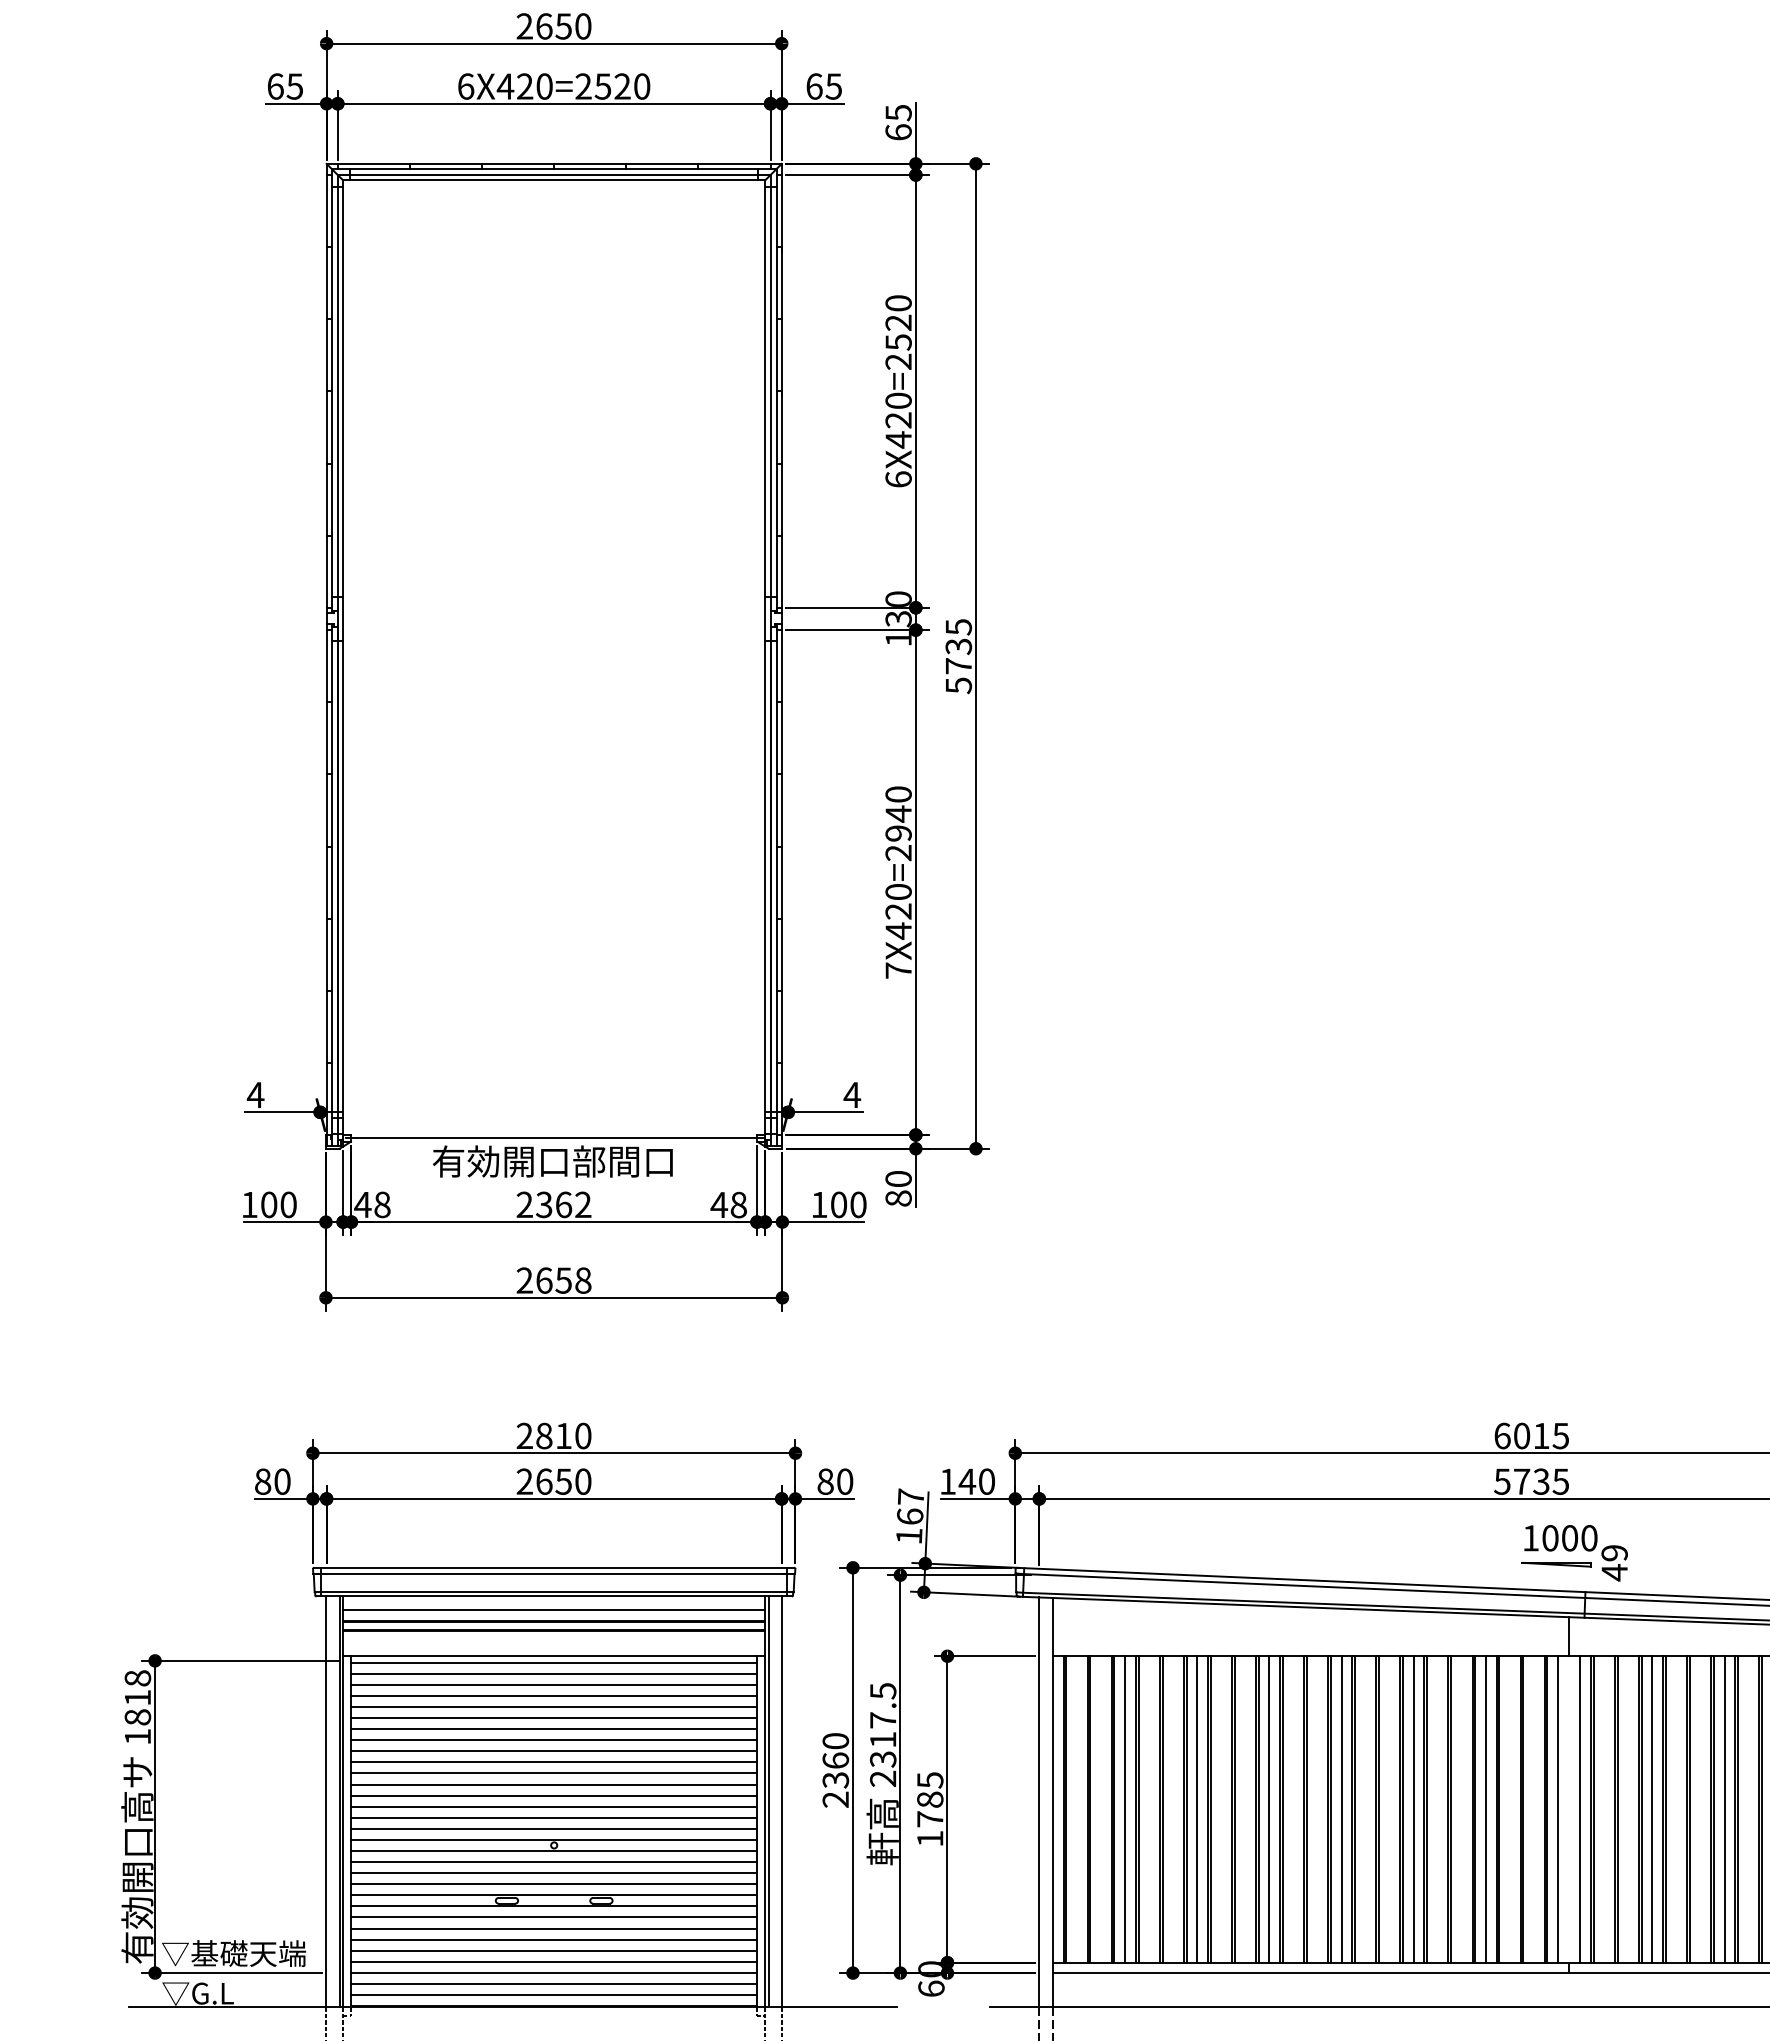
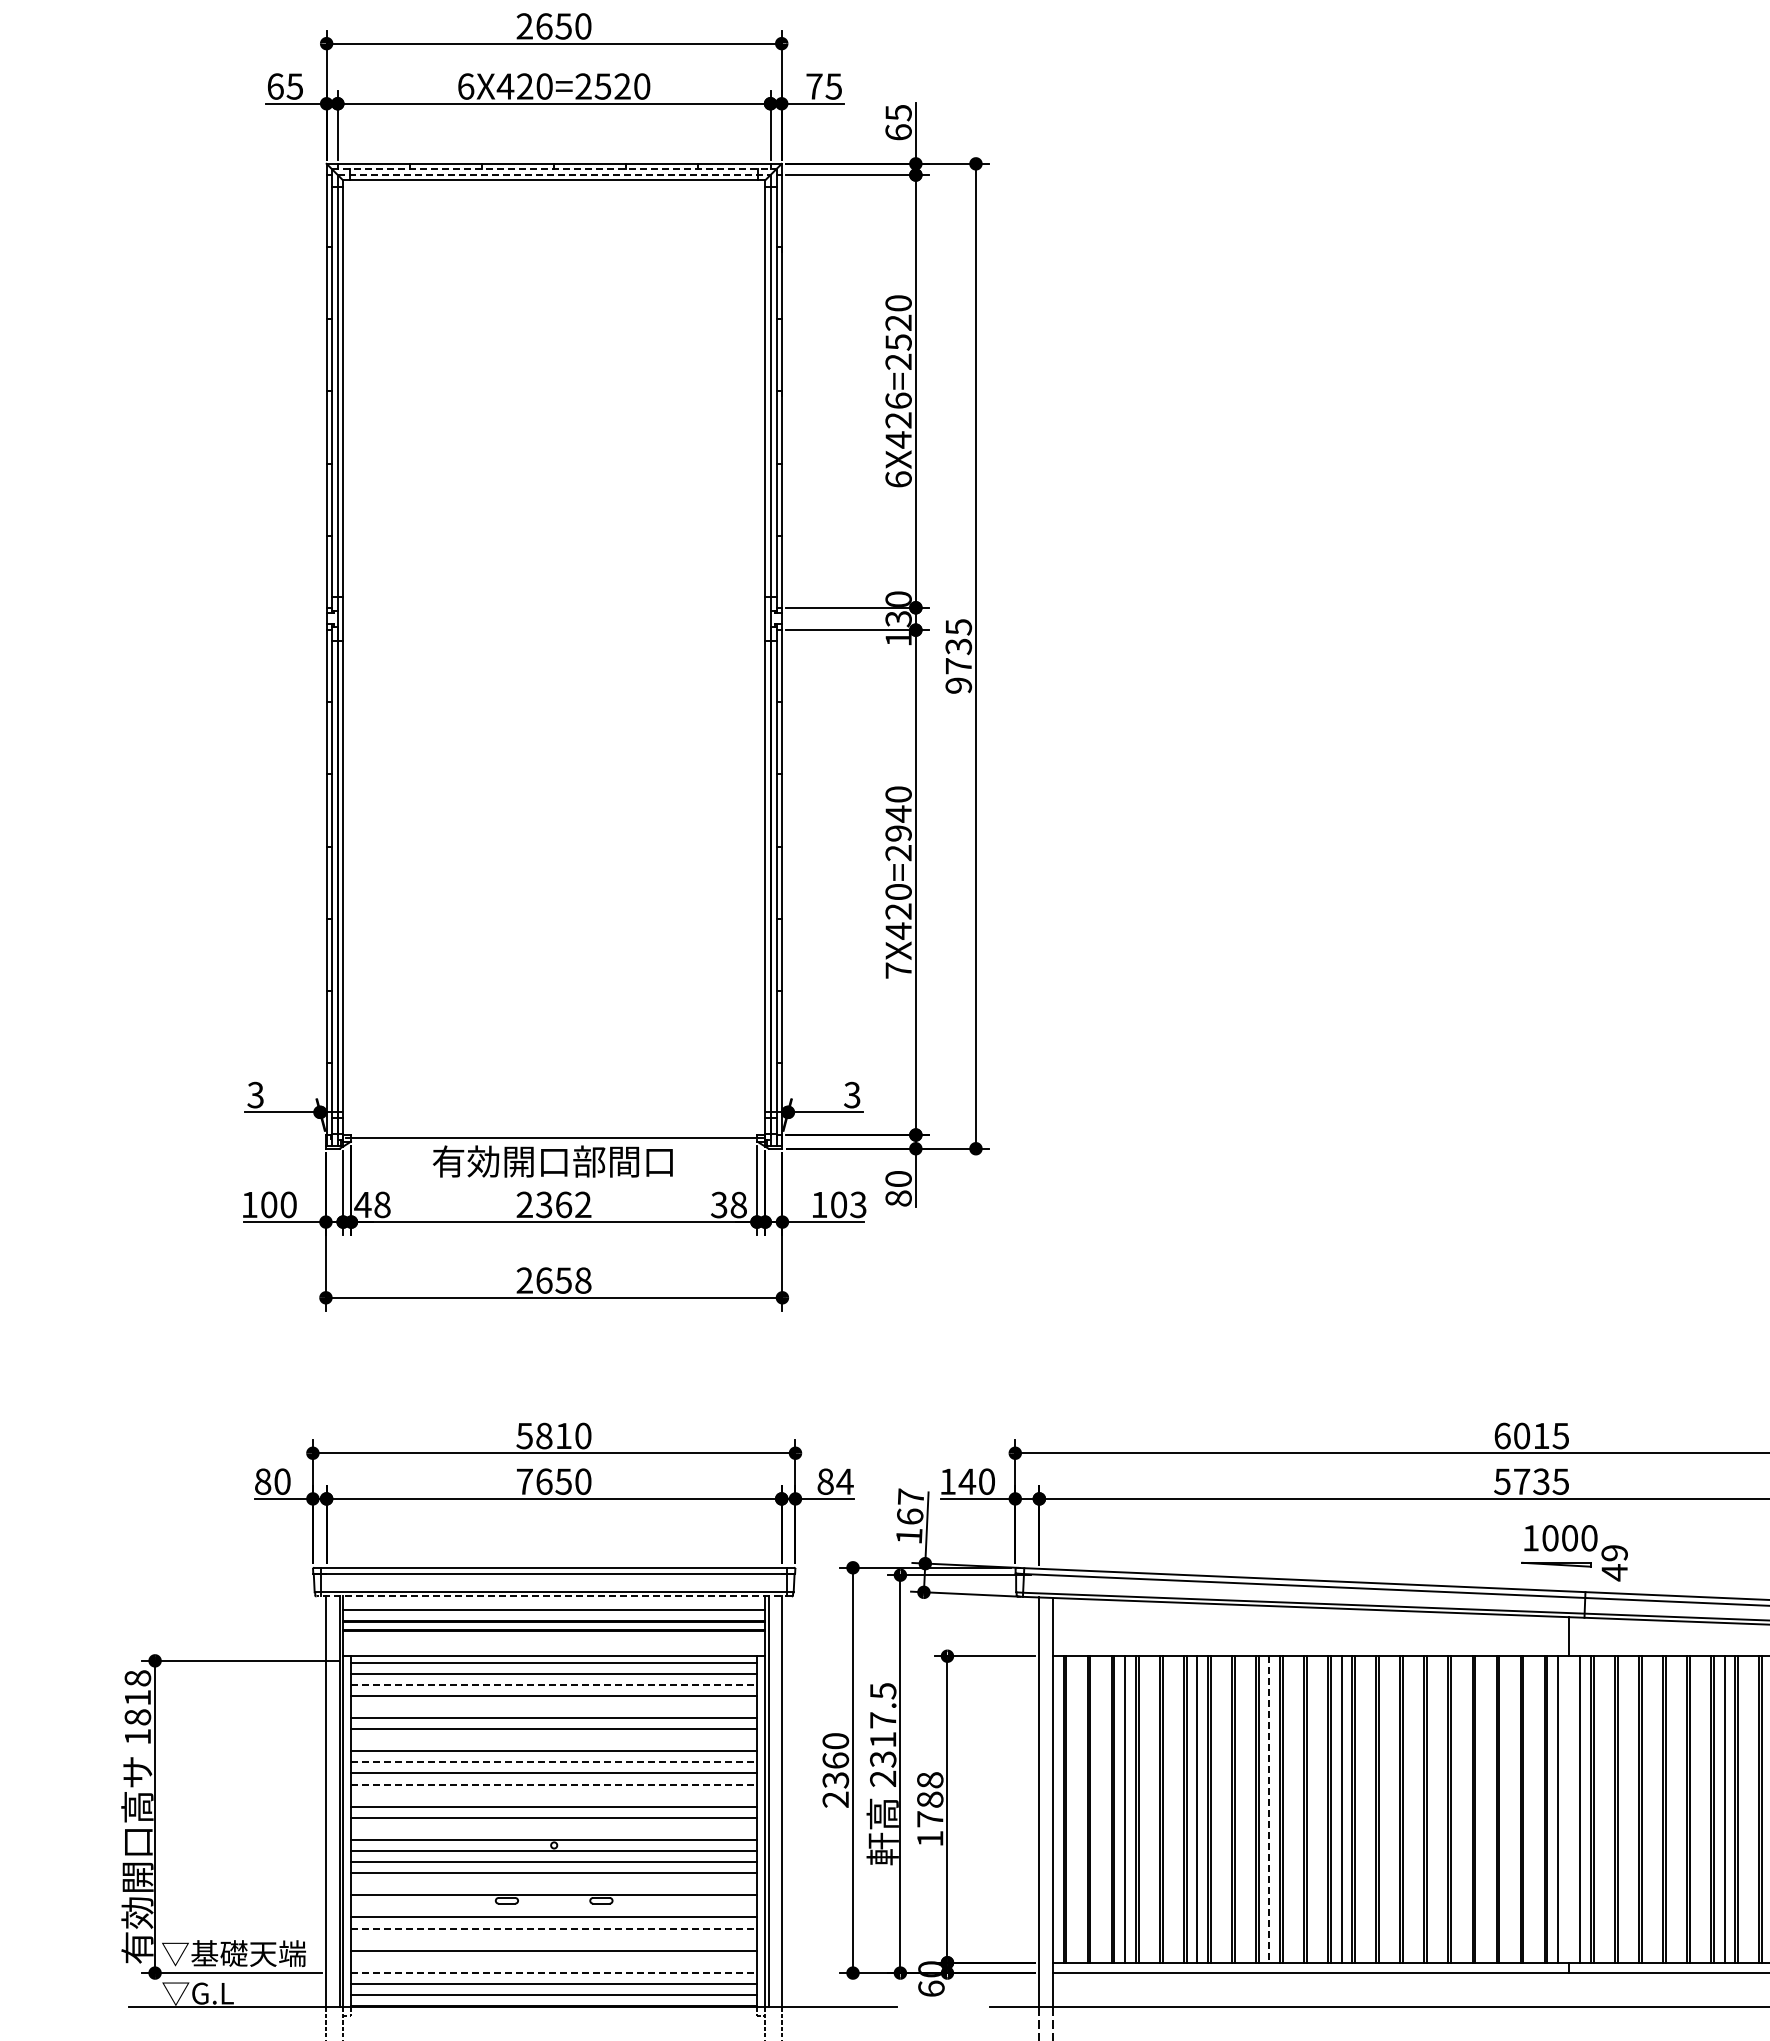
text: 65 -> 75 (814, 86)
line: solid -> dashed (554, 168)
line: solid -> dashed (554, 175)
text: 6X420=2520 -> 6X426=2520 (898, 400)
text: 5735 -> 9735 (958, 685)
text: 4 -> 3 (255, 1094)
text: 4 -> 3 (852, 1094)
text: 48 -> 38 (719, 1204)
text: 100 -> 103 (858, 1204)
text: 2810 -> 5810 (524, 1435)
text: 2650 -> 7650 (524, 1481)
text: 80 -> 84 (844, 1481)
line: solid -> dashed (554, 1596)
line: solid -> dashed (554, 1684)
line: present -> none (554, 1706)
line: present -> none (554, 1740)
line: solid -> dashed (554, 1762)
text: 1785 -> 1788 (930, 1780)
line: solid -> dashed (554, 1784)
line: present -> none (554, 1795)
line: present -> none (1413, 1809)
line: present -> none (1485, 1809)
line: present -> none (1652, 1809)
line: solid -> dashed (1269, 1810)
line: present -> none (554, 1828)
line: present -> none (554, 1884)
line: present -> none (554, 1906)
line: solid -> dashed (554, 1928)
line: present -> none (554, 1939)
line: present -> none (554, 1961)
line: solid -> dashed (554, 1972)
